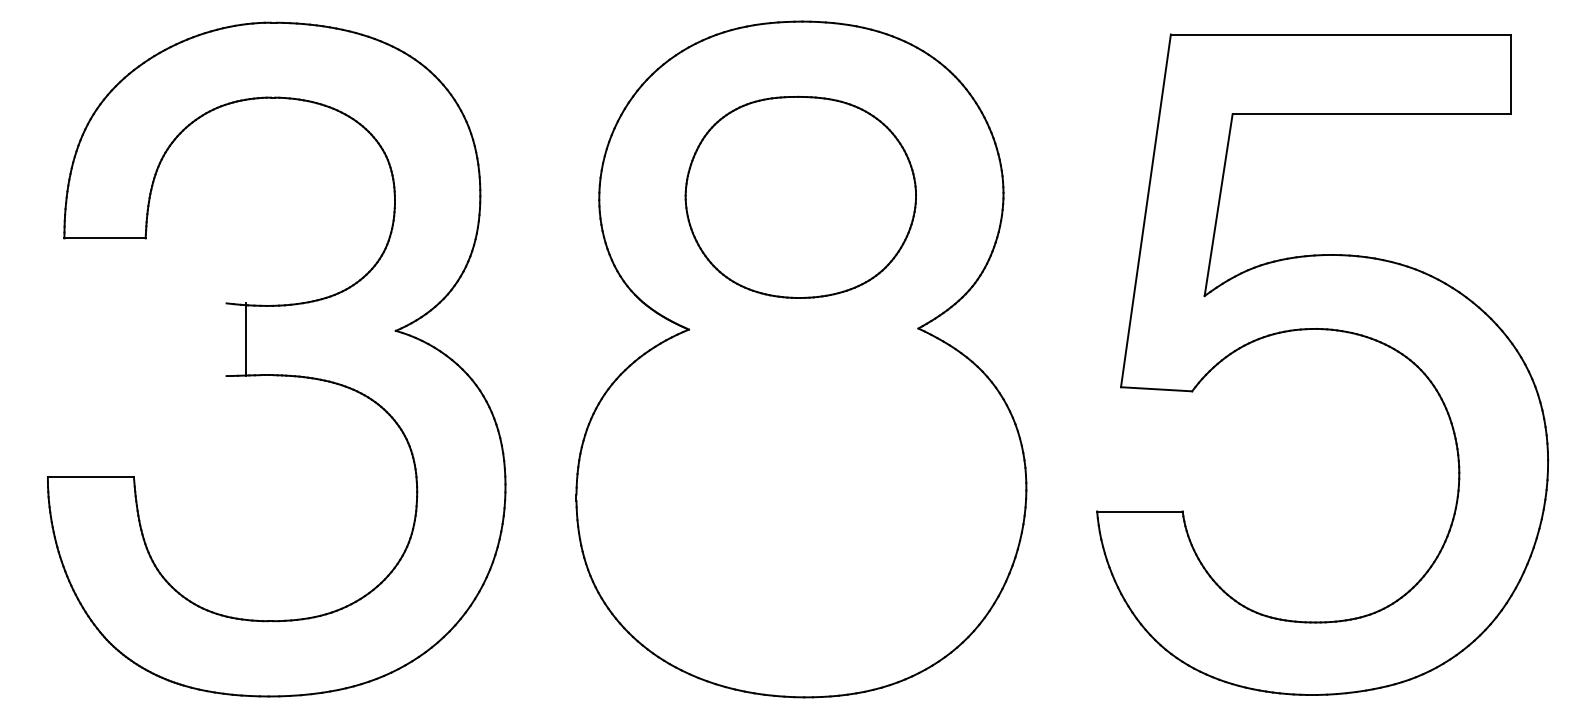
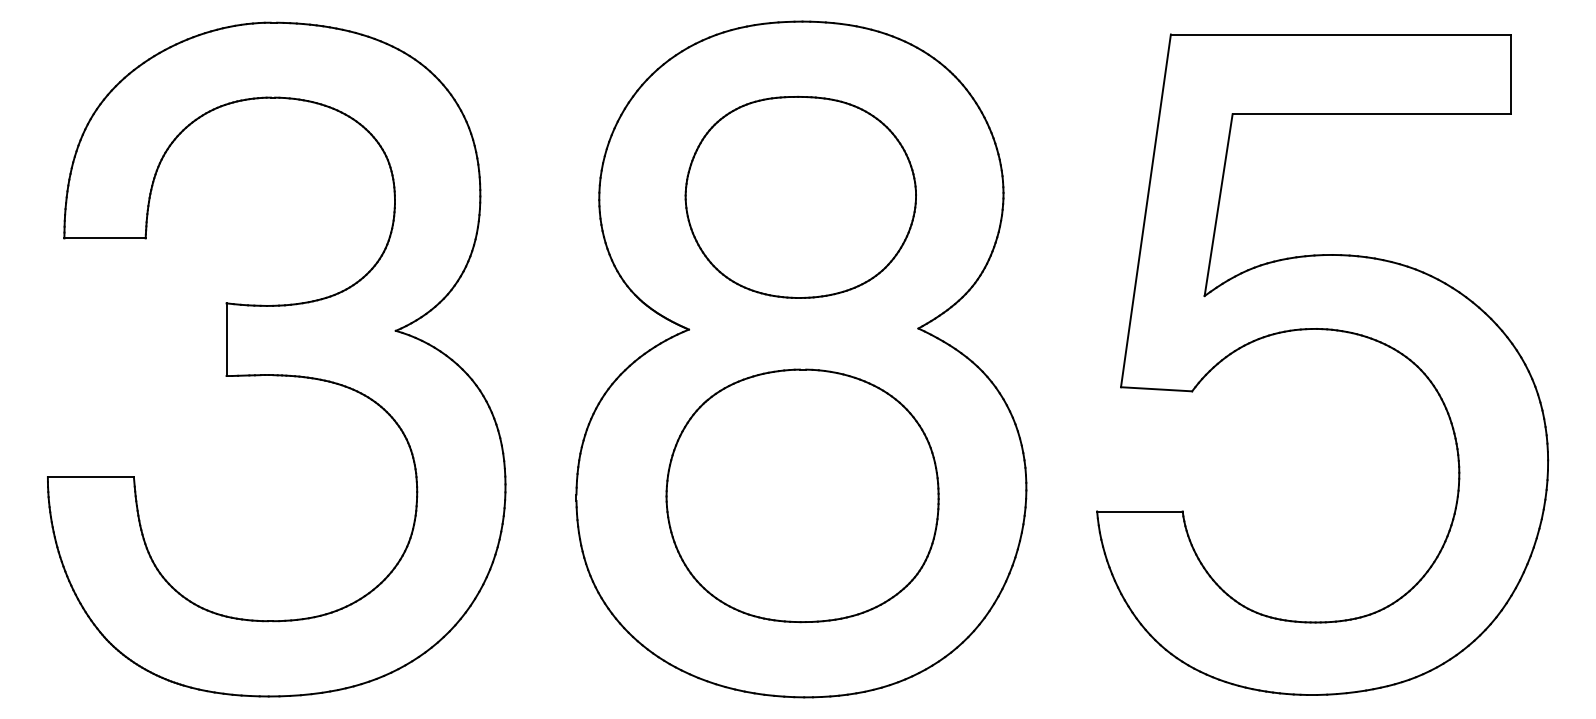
line position: (245, 339) -> (226, 339) (226, 339)
part: none -> present (802, 495)
